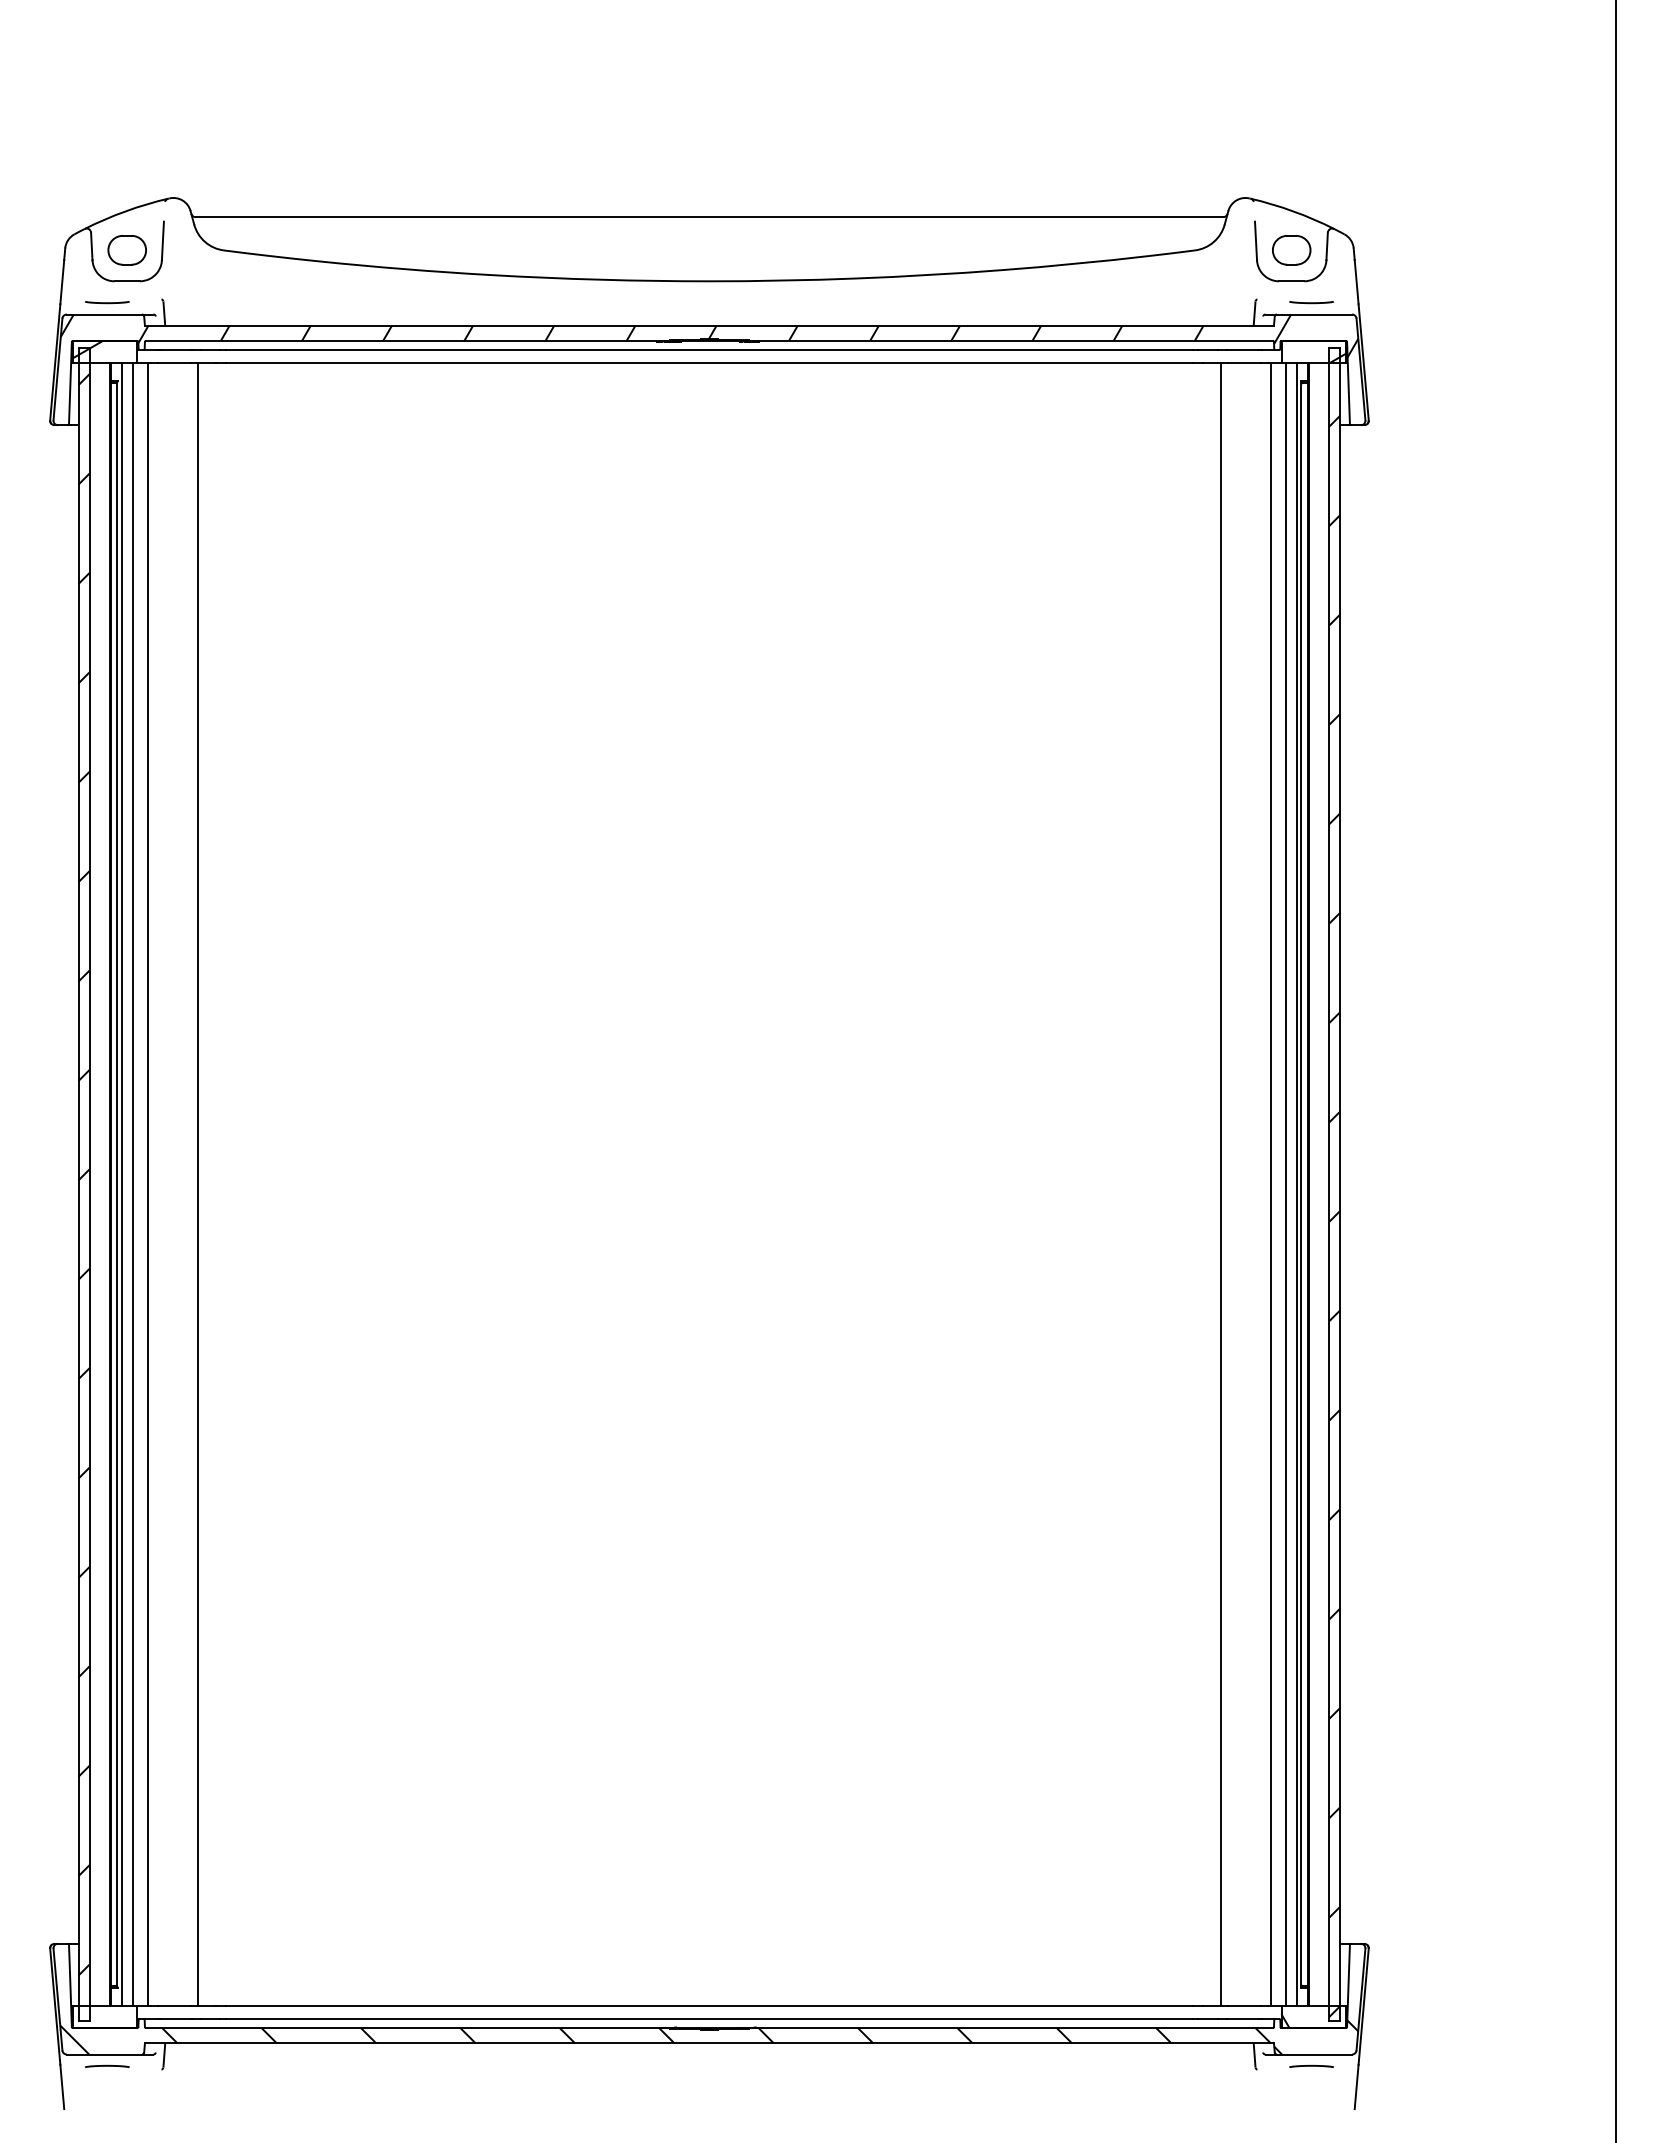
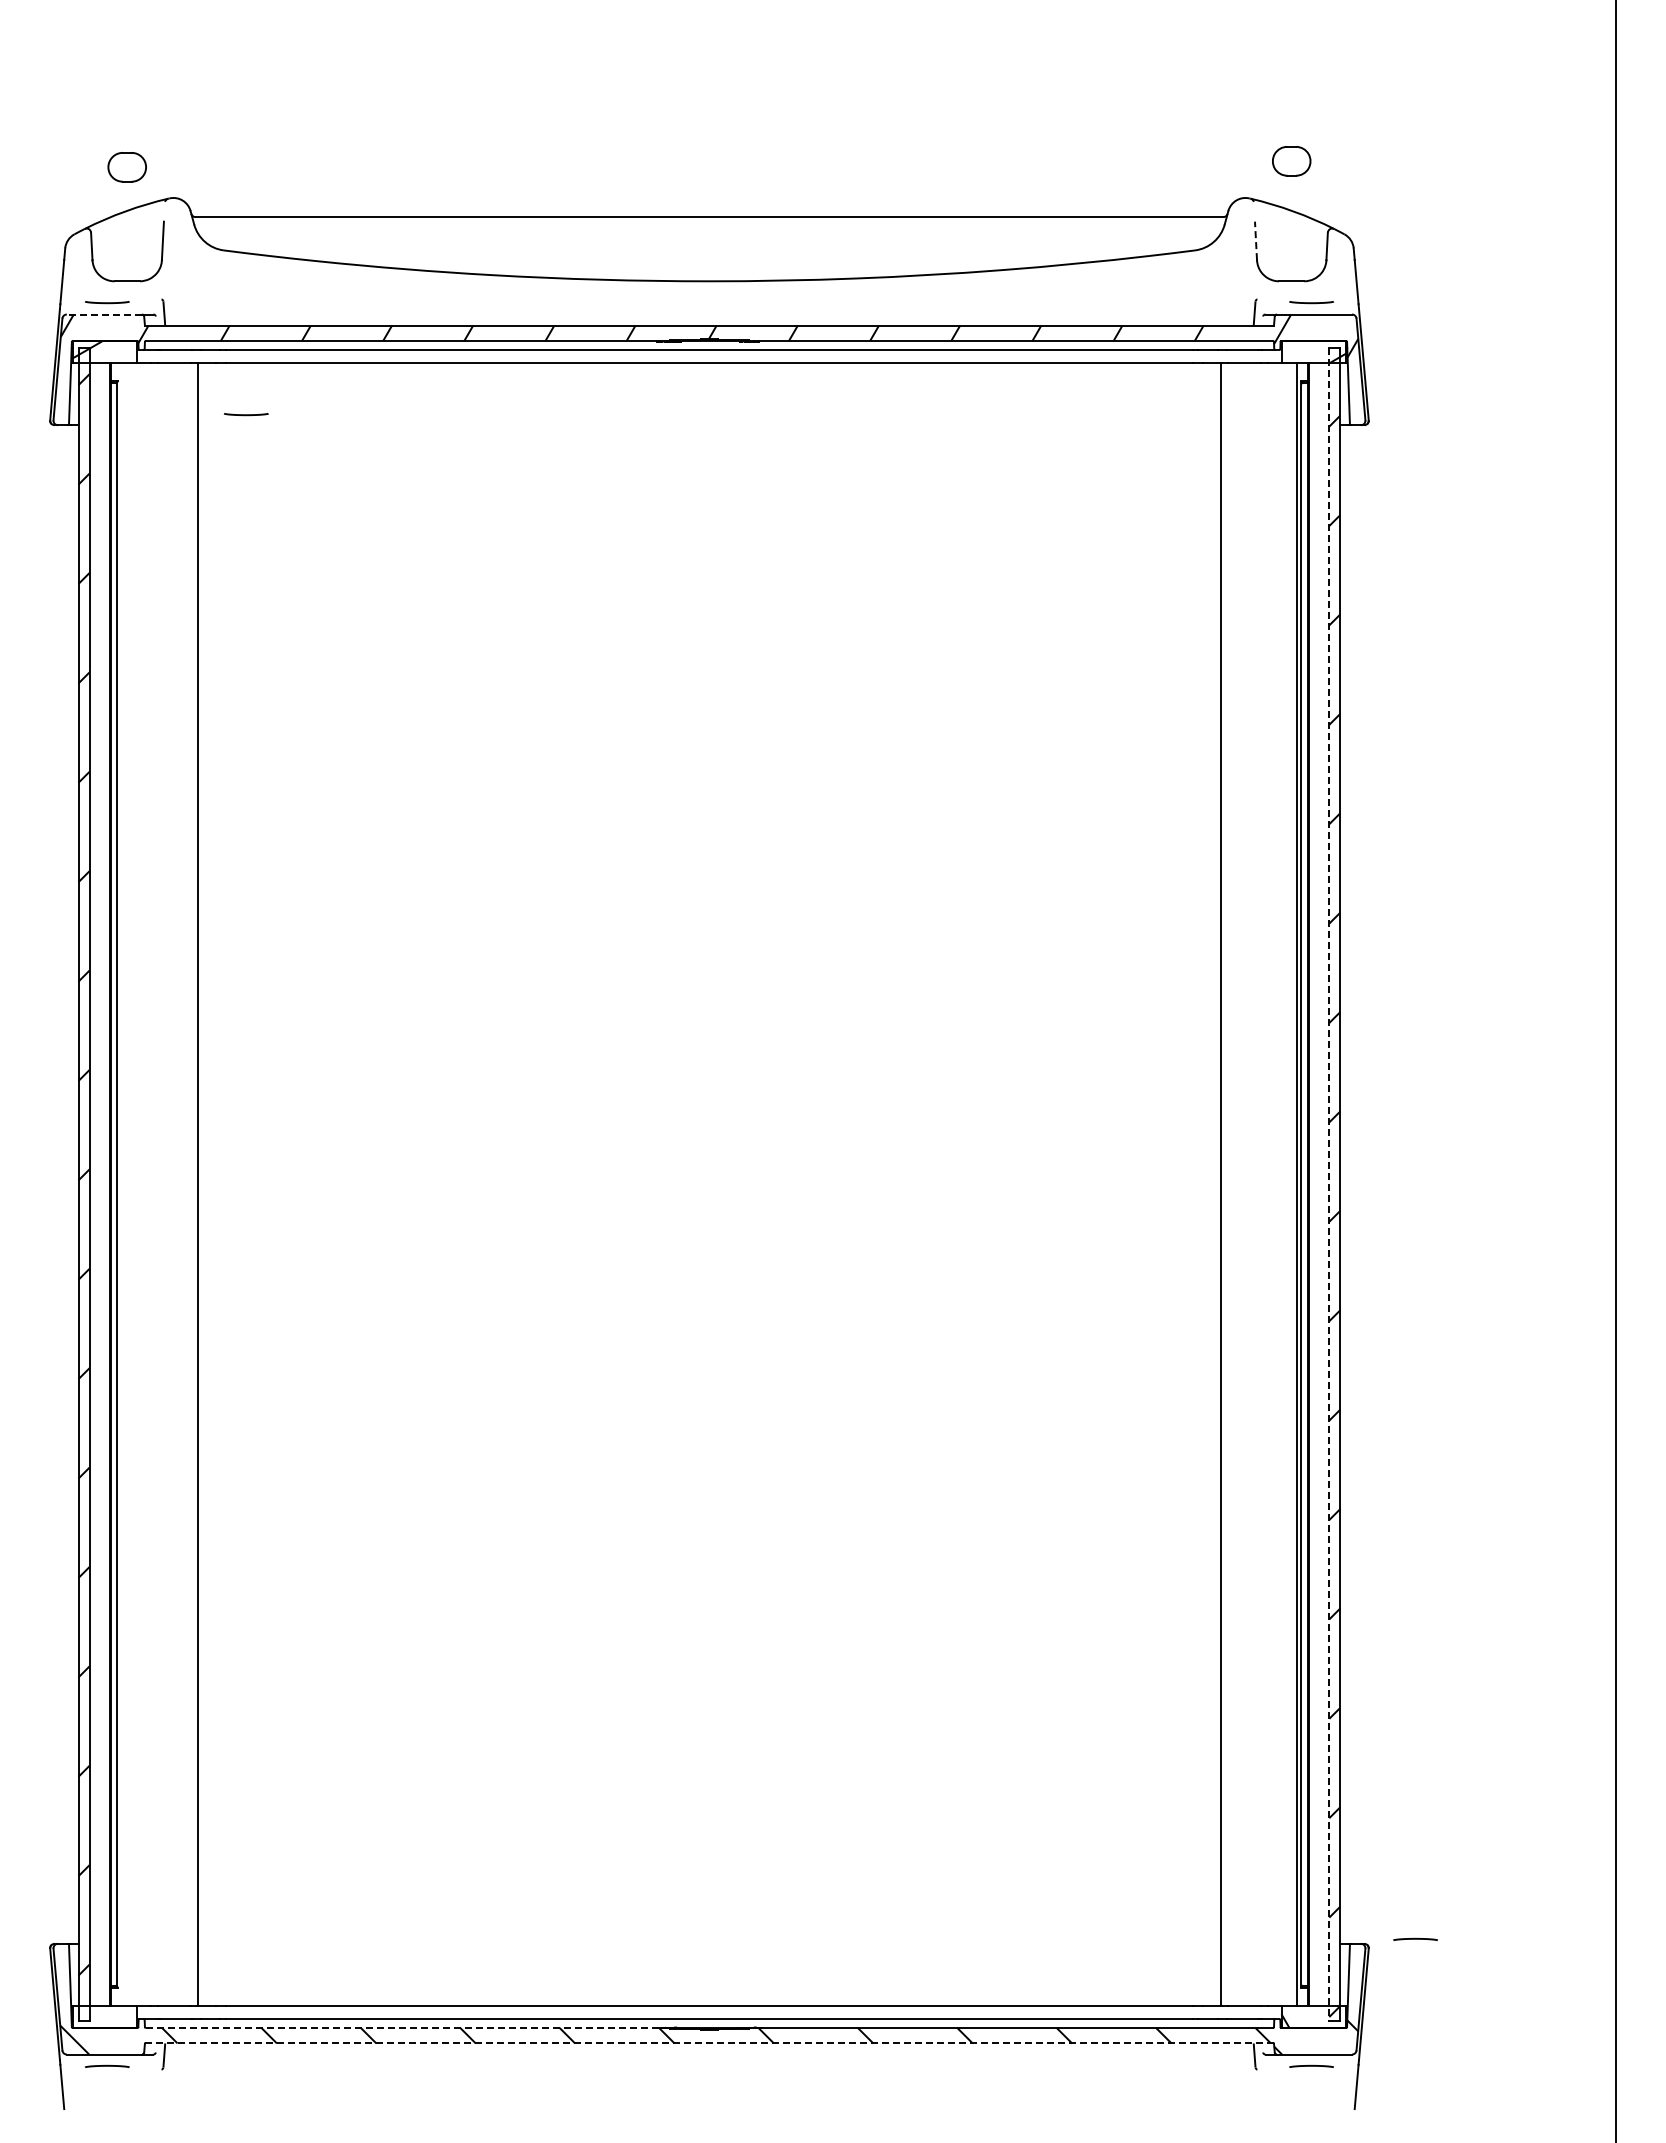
line: solid -> dashed (1255, 240)
part position: (126, 250) -> (126, 167) (126, 167)
part position: (1291, 250) -> (1291, 161) (1291, 161)
line: solid -> dashed (104, 314)
line: none -> present (245, 414)
line: present -> none (121, 1184)
line: present -> none (133, 1184)
line: present -> none (148, 1184)
line: present -> none (1270, 1184)
line: present -> none (1285, 1184)
line: solid -> dashed (1329, 1184)
curve: none -> present (1415, 1938)
line: solid -> dashed (407, 2027)
line: solid -> dashed (709, 2043)
